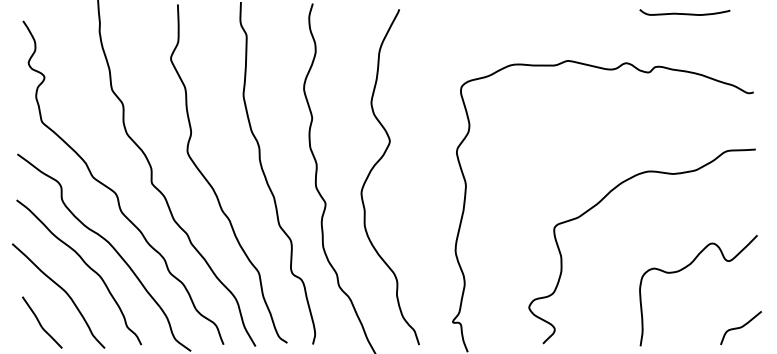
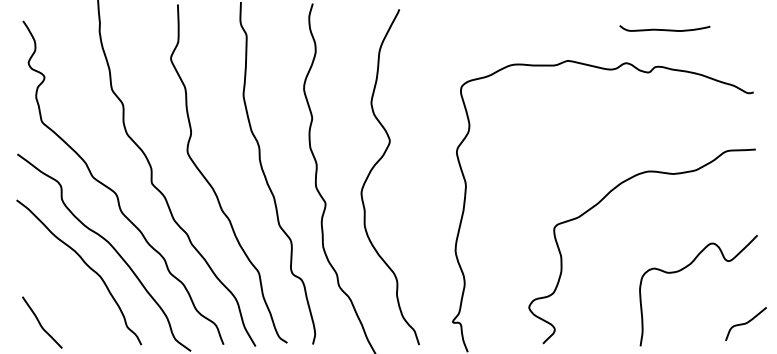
curve position: (684, 13) -> (664, 29) (664, 29)
curve: present -> none (62, 290)
curve position: (740, 328) -> (745, 324) (745, 324)
